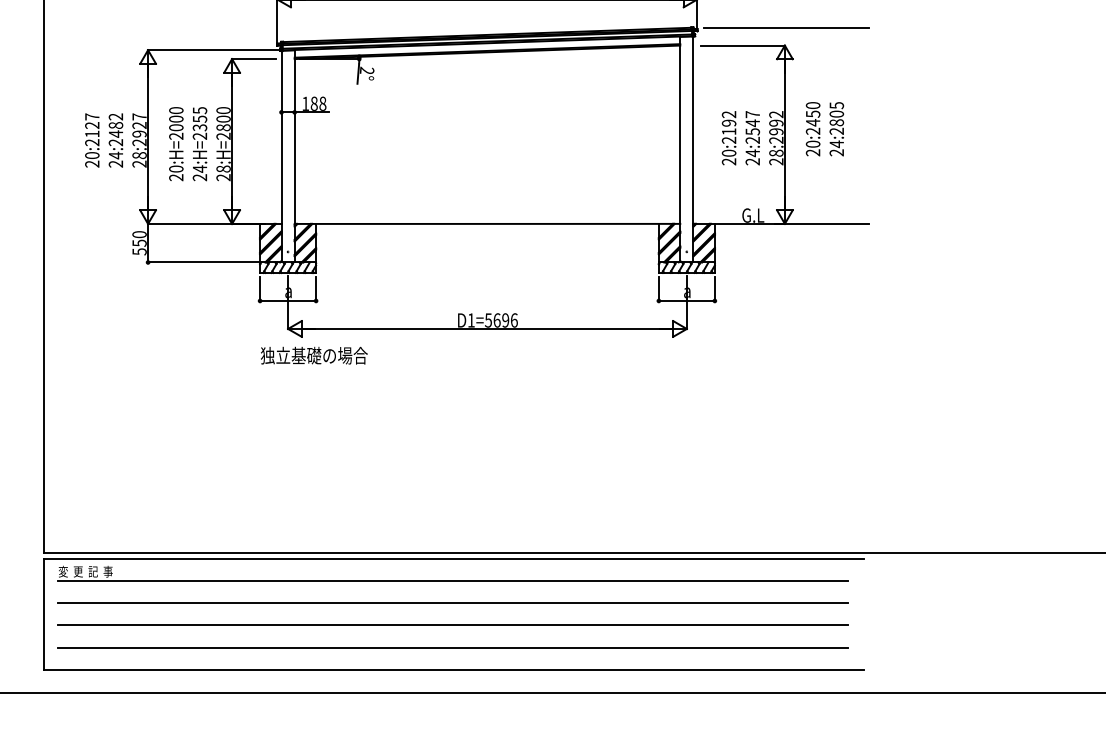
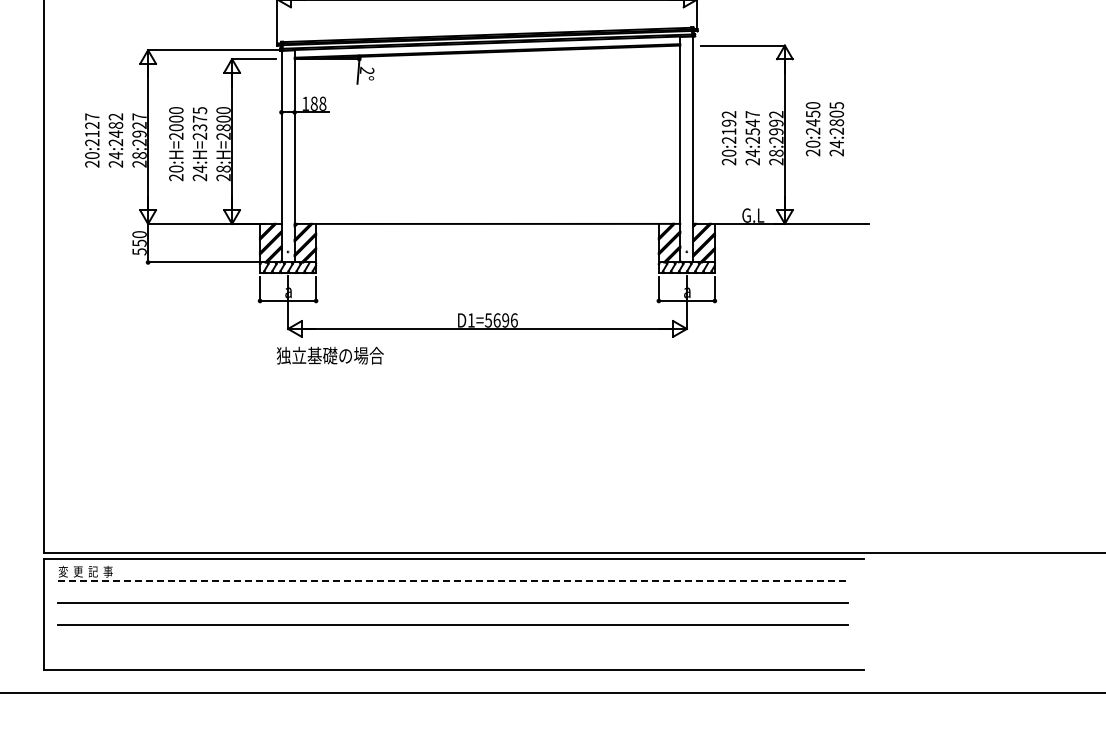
line: present -> none (786, 27)
text: 24:H=2355 -> 24:H=2375 (200, 118)
text position: (314, 355) -> (330, 355) (330, 355)
line: solid -> dashed (452, 581)
line: present -> none (452, 647)
